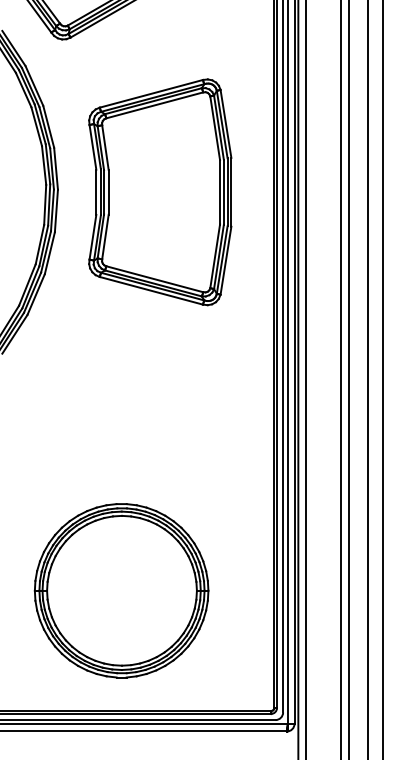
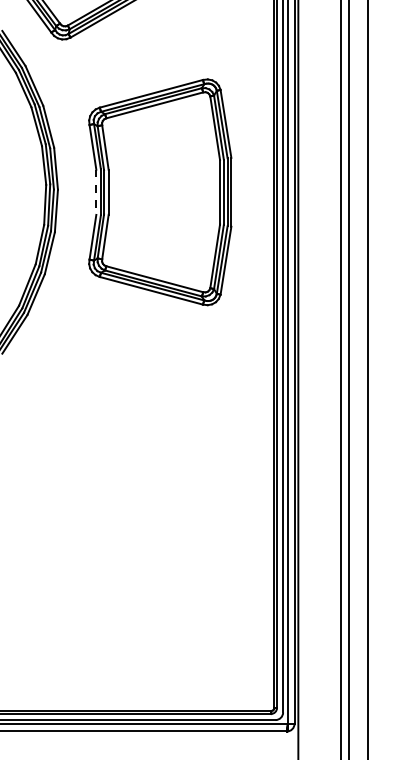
line: solid -> dashed (96, 192)
line: present -> none (305, 379)
line: present -> none (383, 379)
part: present -> none (121, 590)
